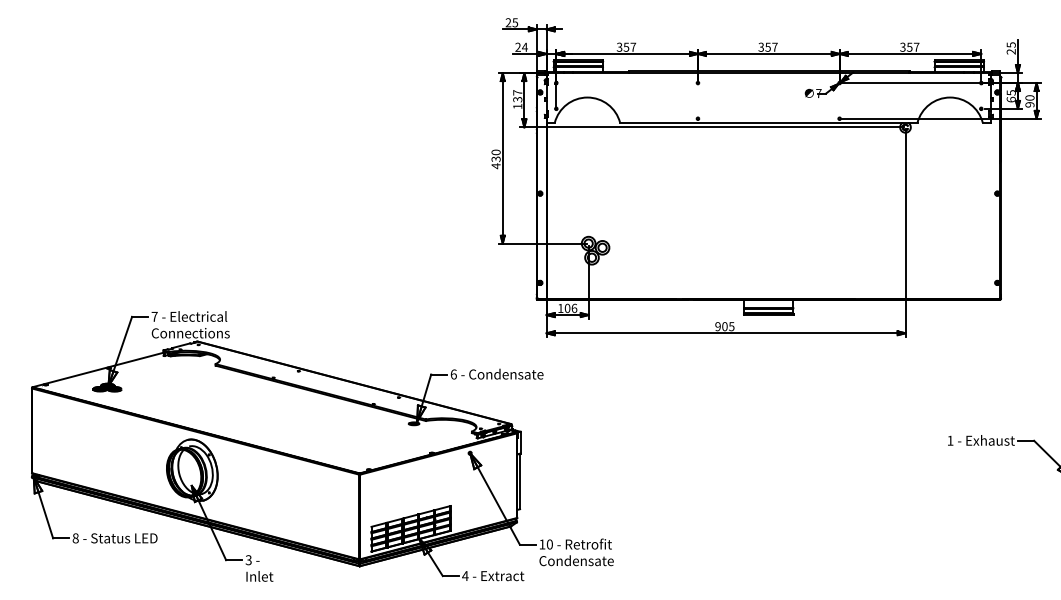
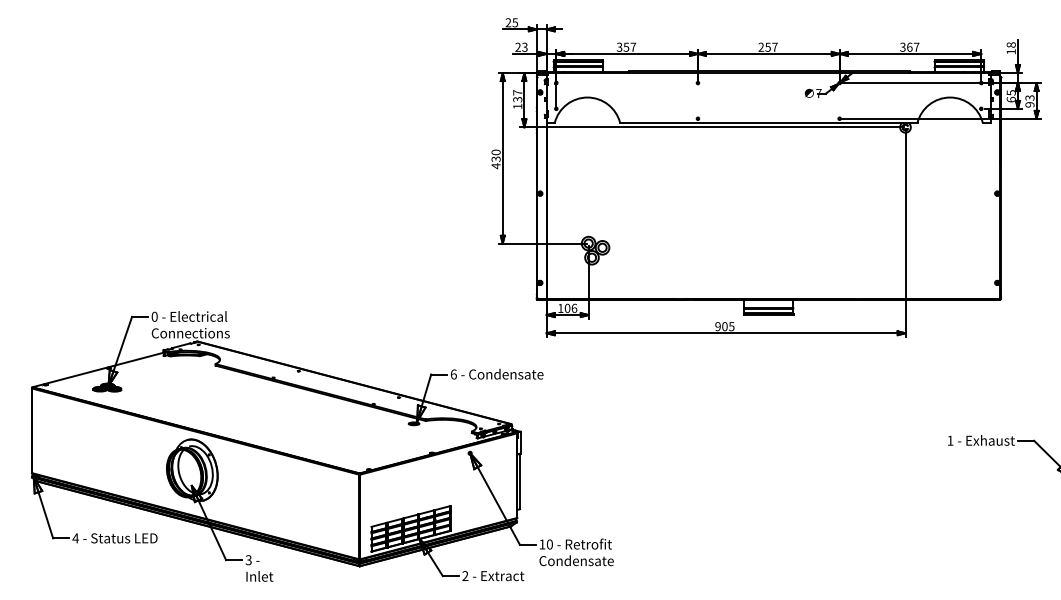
text: 24 -> 23 (524, 46)
text: 357 -> 367 (909, 46)
text: 357 -> 257 (761, 47)
text: 25 -> 18 (1010, 48)
text: 90 -> 93 (1029, 97)
text: 7 -> 0 (154, 316)
text: 8 -> 4 (75, 538)
text: 4 -> 2 (465, 575)
